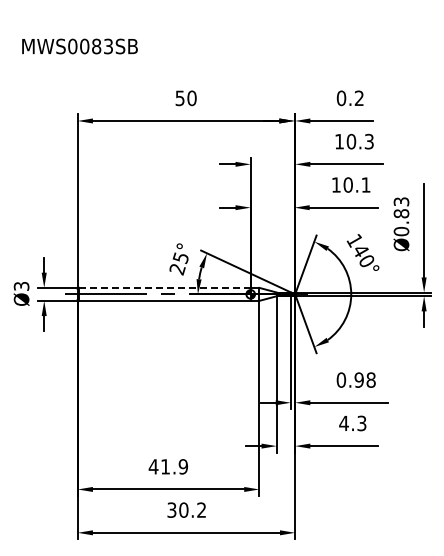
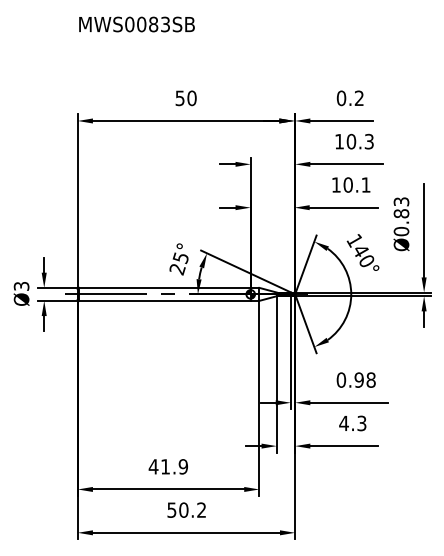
text position: (79, 46) -> (136, 24) (136, 24)
line: dashed -> solid (164, 287)
text: 30.2 -> 50.2 (171, 509)
